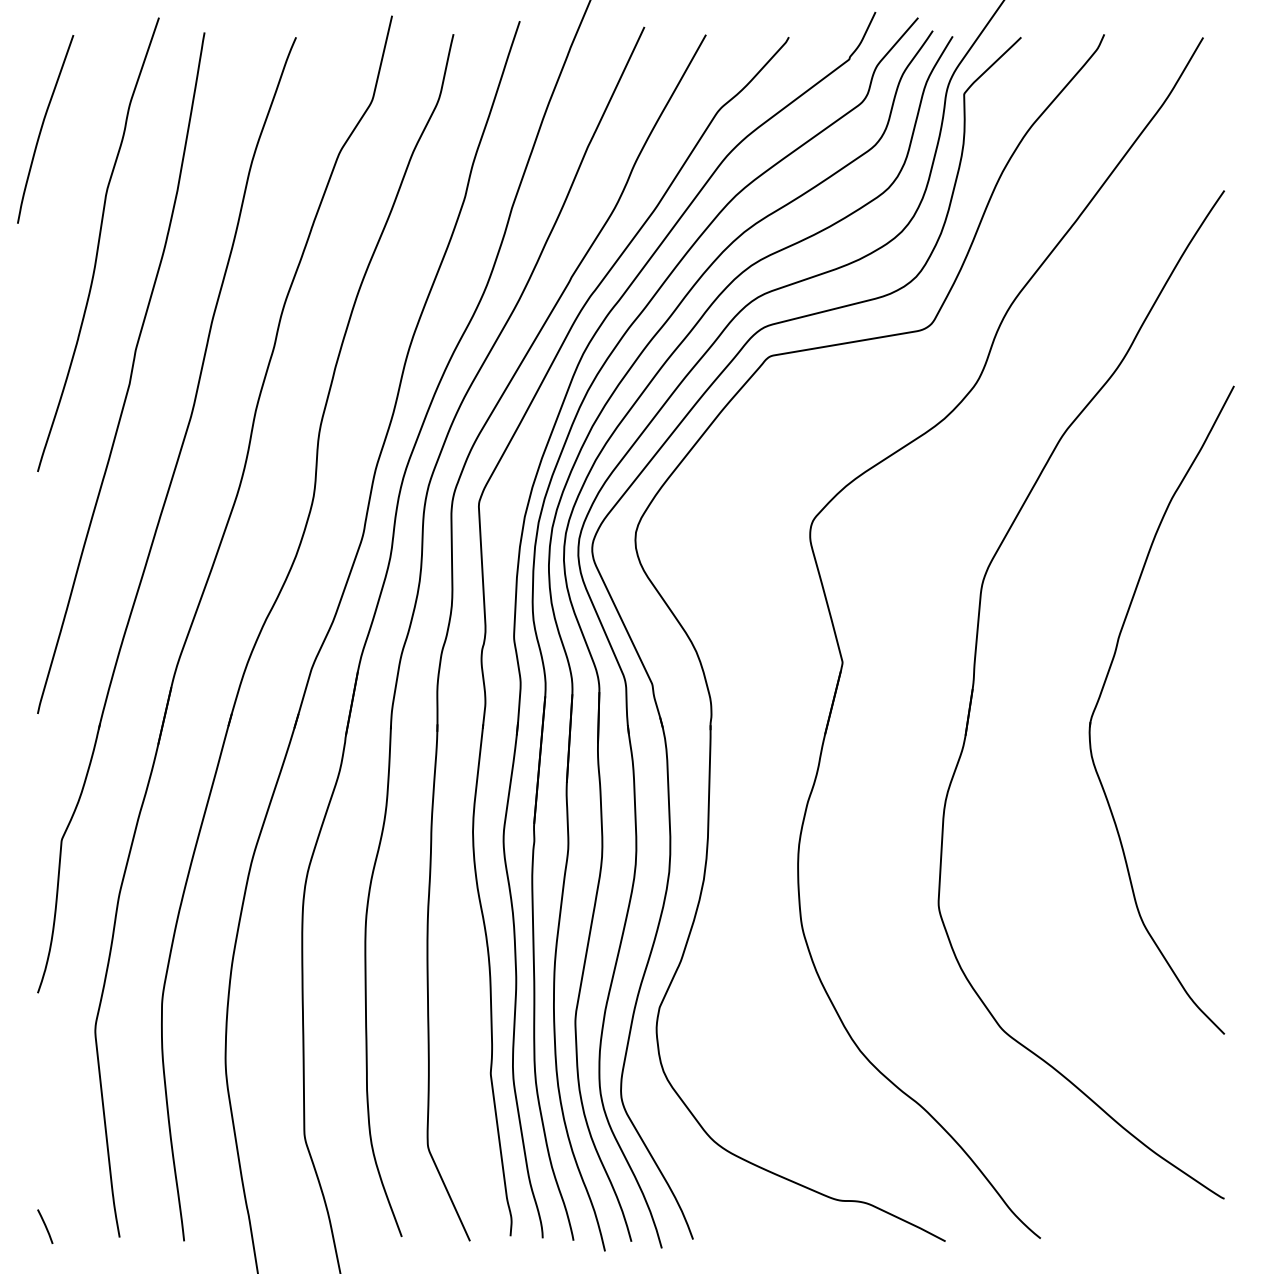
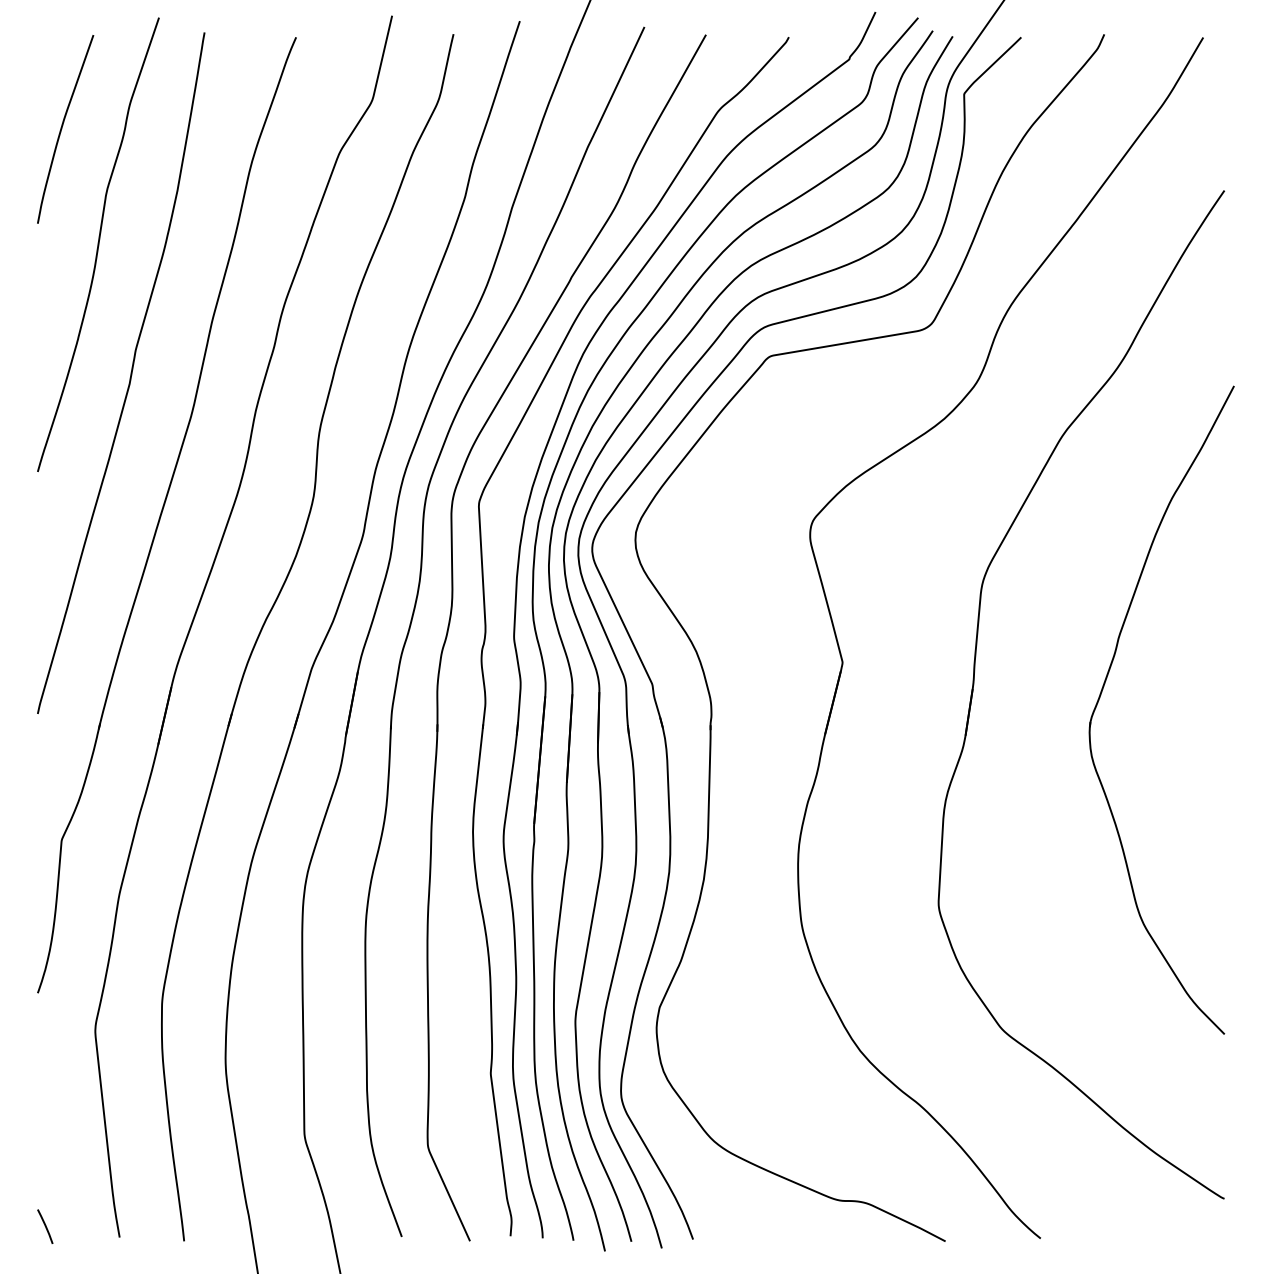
curve position: (42, 129) -> (62, 129) (62, 129)
